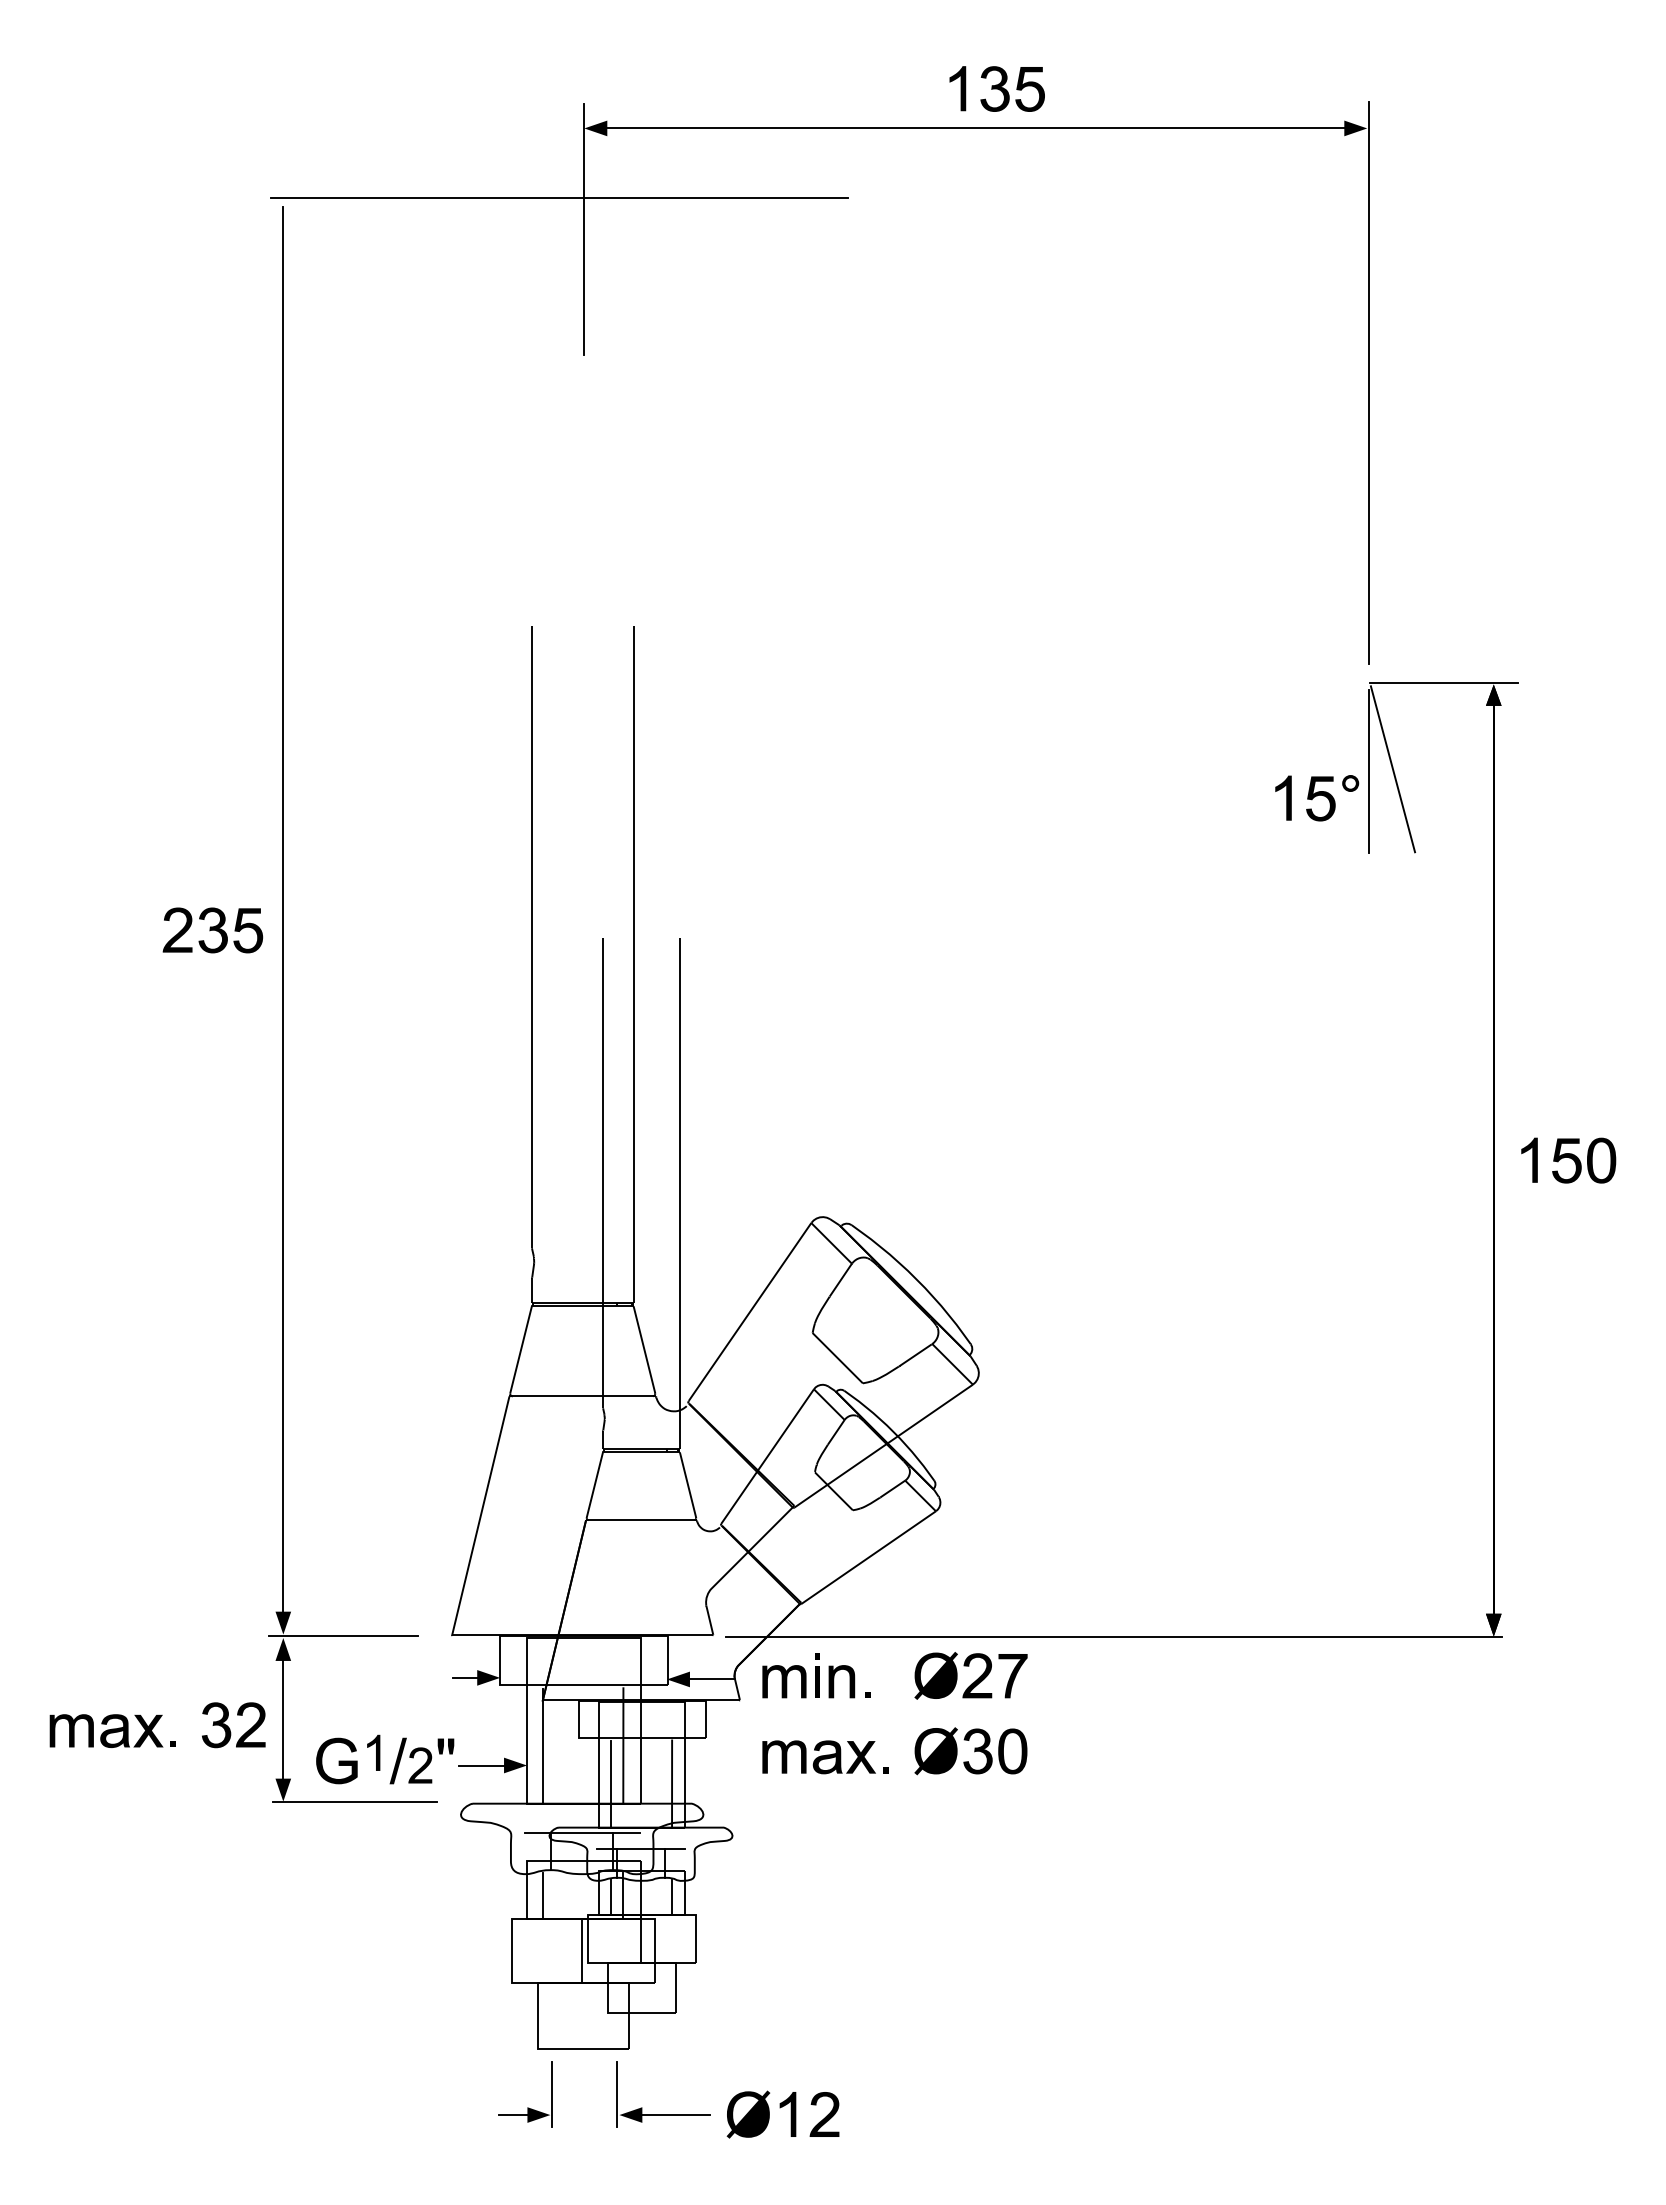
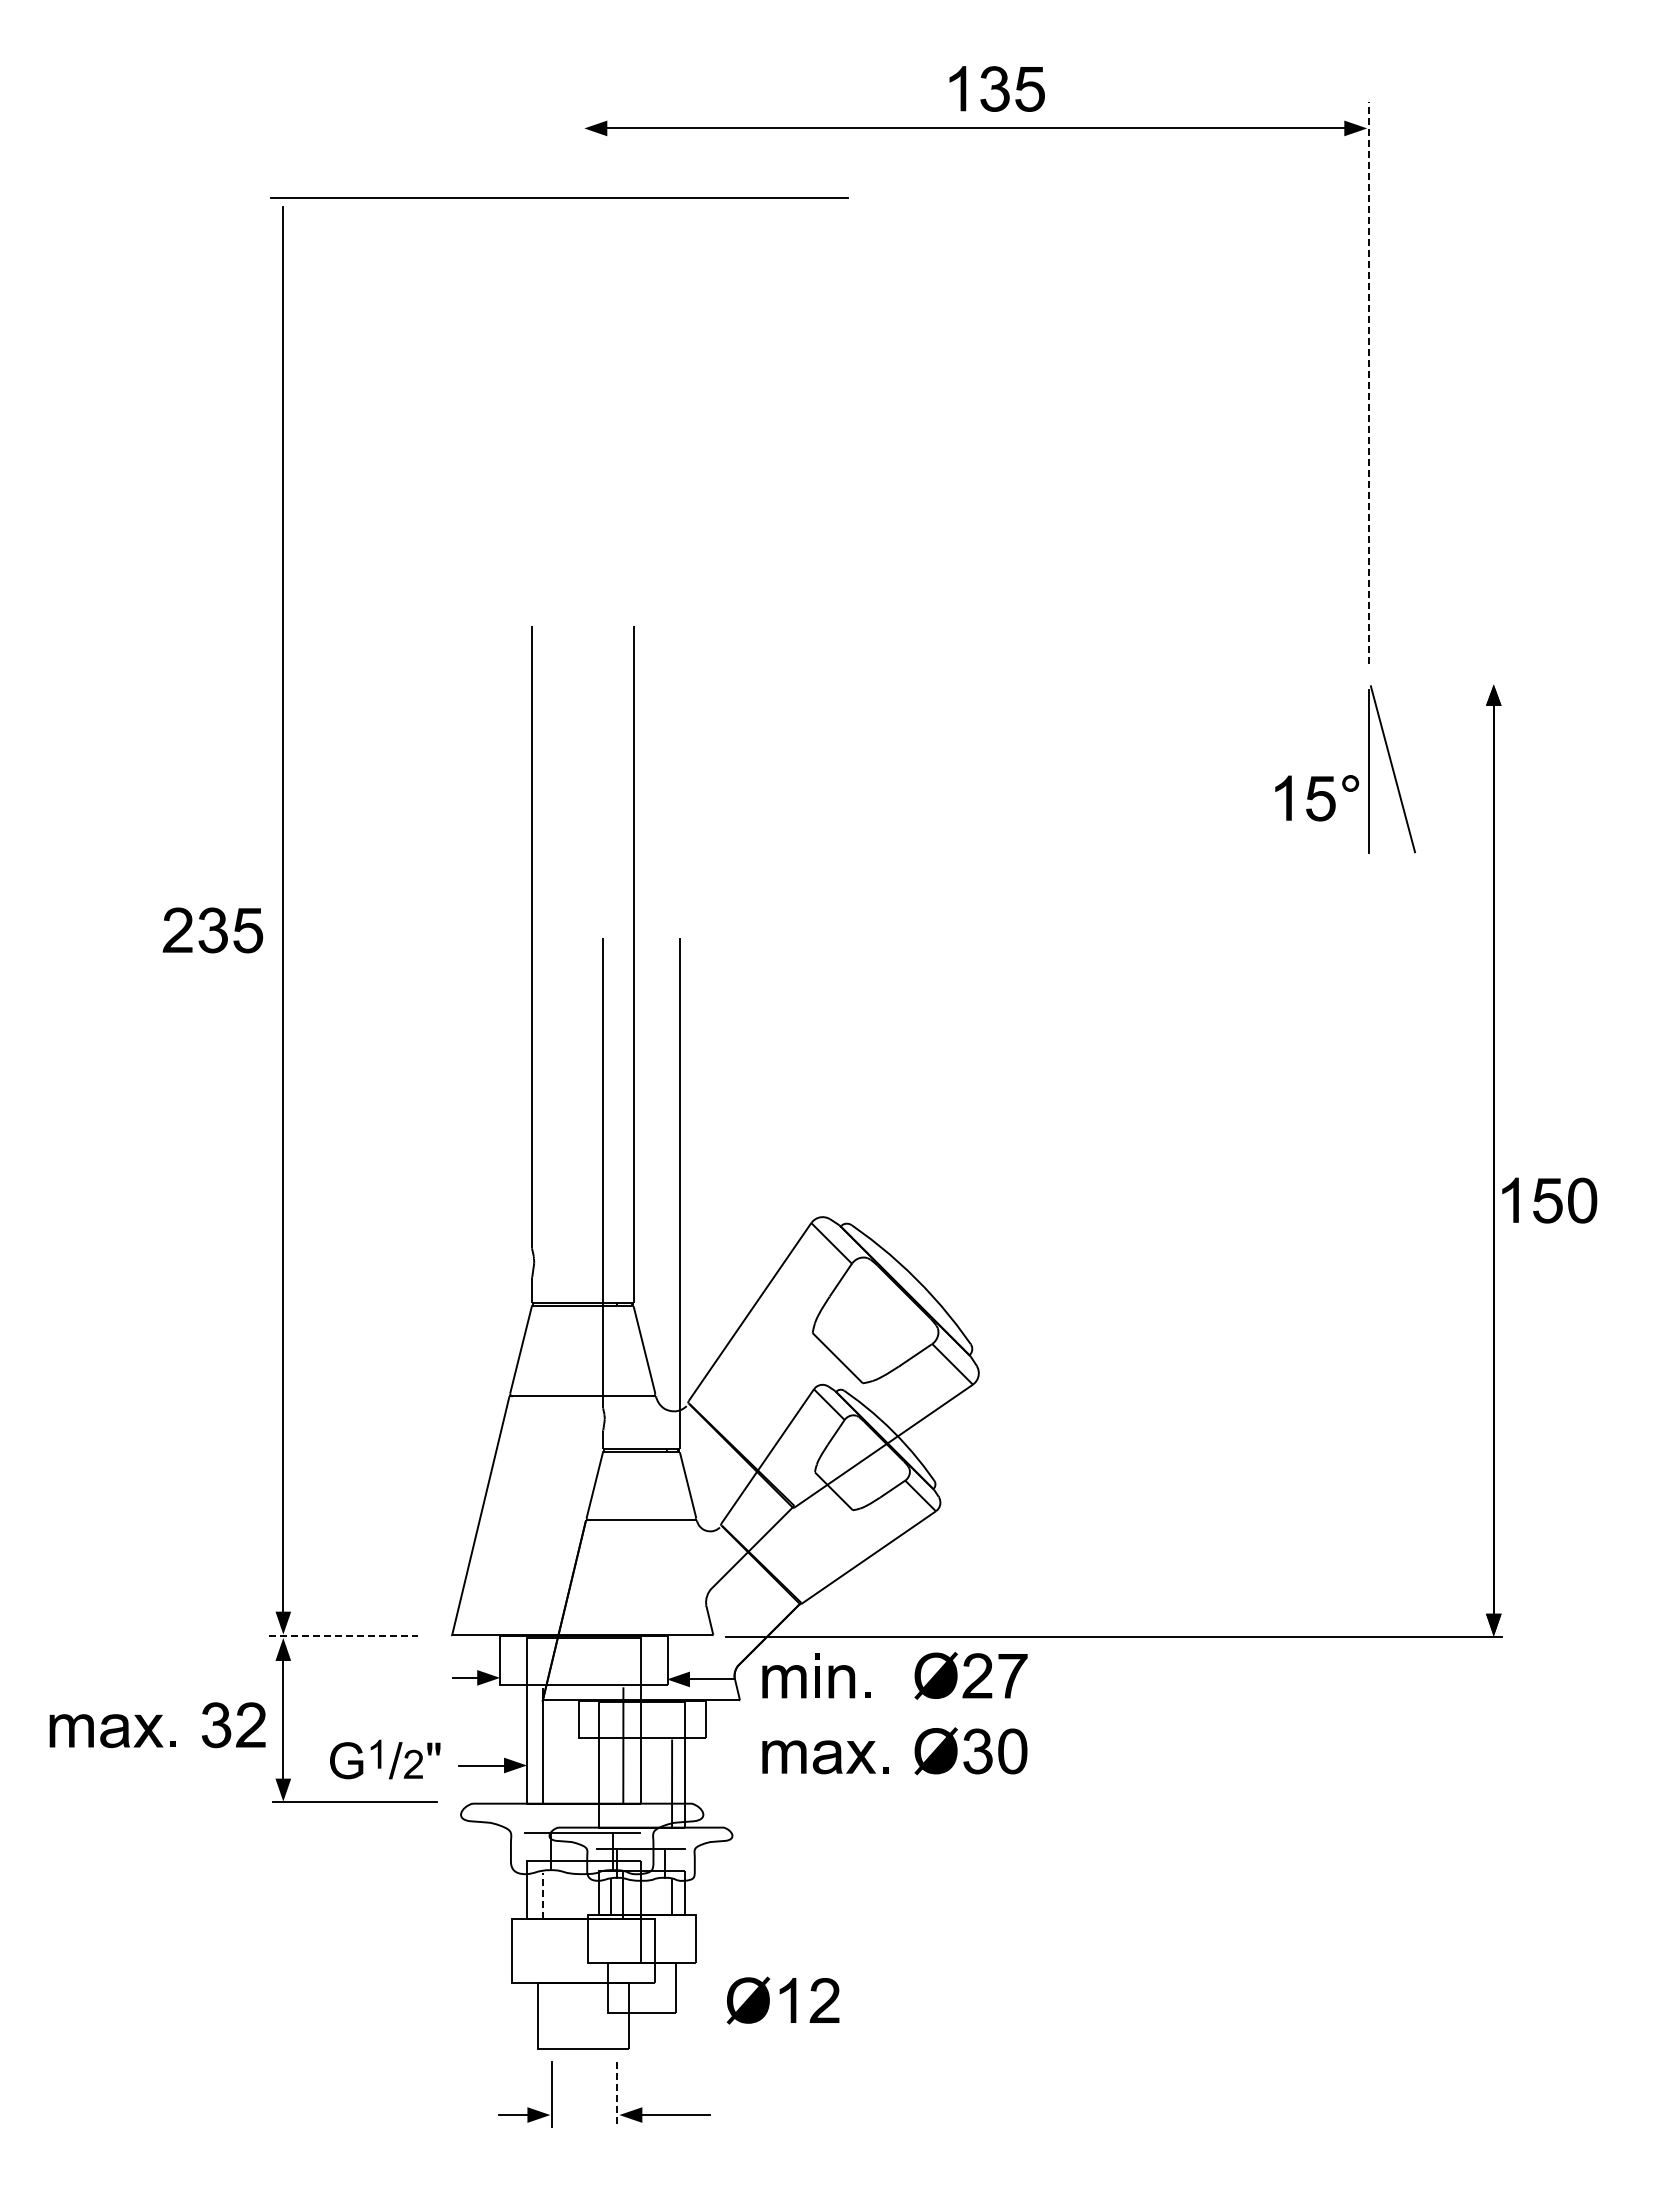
line: present -> none (584, 229)
line: solid -> dashed (1369, 382)
line: present -> none (1443, 683)
part position: (1568, 1160) -> (1549, 1200) (1549, 1200)
line: solid -> dashed (343, 1636)
part size: 139x51 px -> 111x41 px (385, 1759)
line: present -> none (611, 1784)
line: solid -> dashed (542, 1895)
line: present -> none (581, 1950)
line: solid -> dashed (617, 2095)
part position: (780, 2108) -> (780, 1994) (780, 1994)
